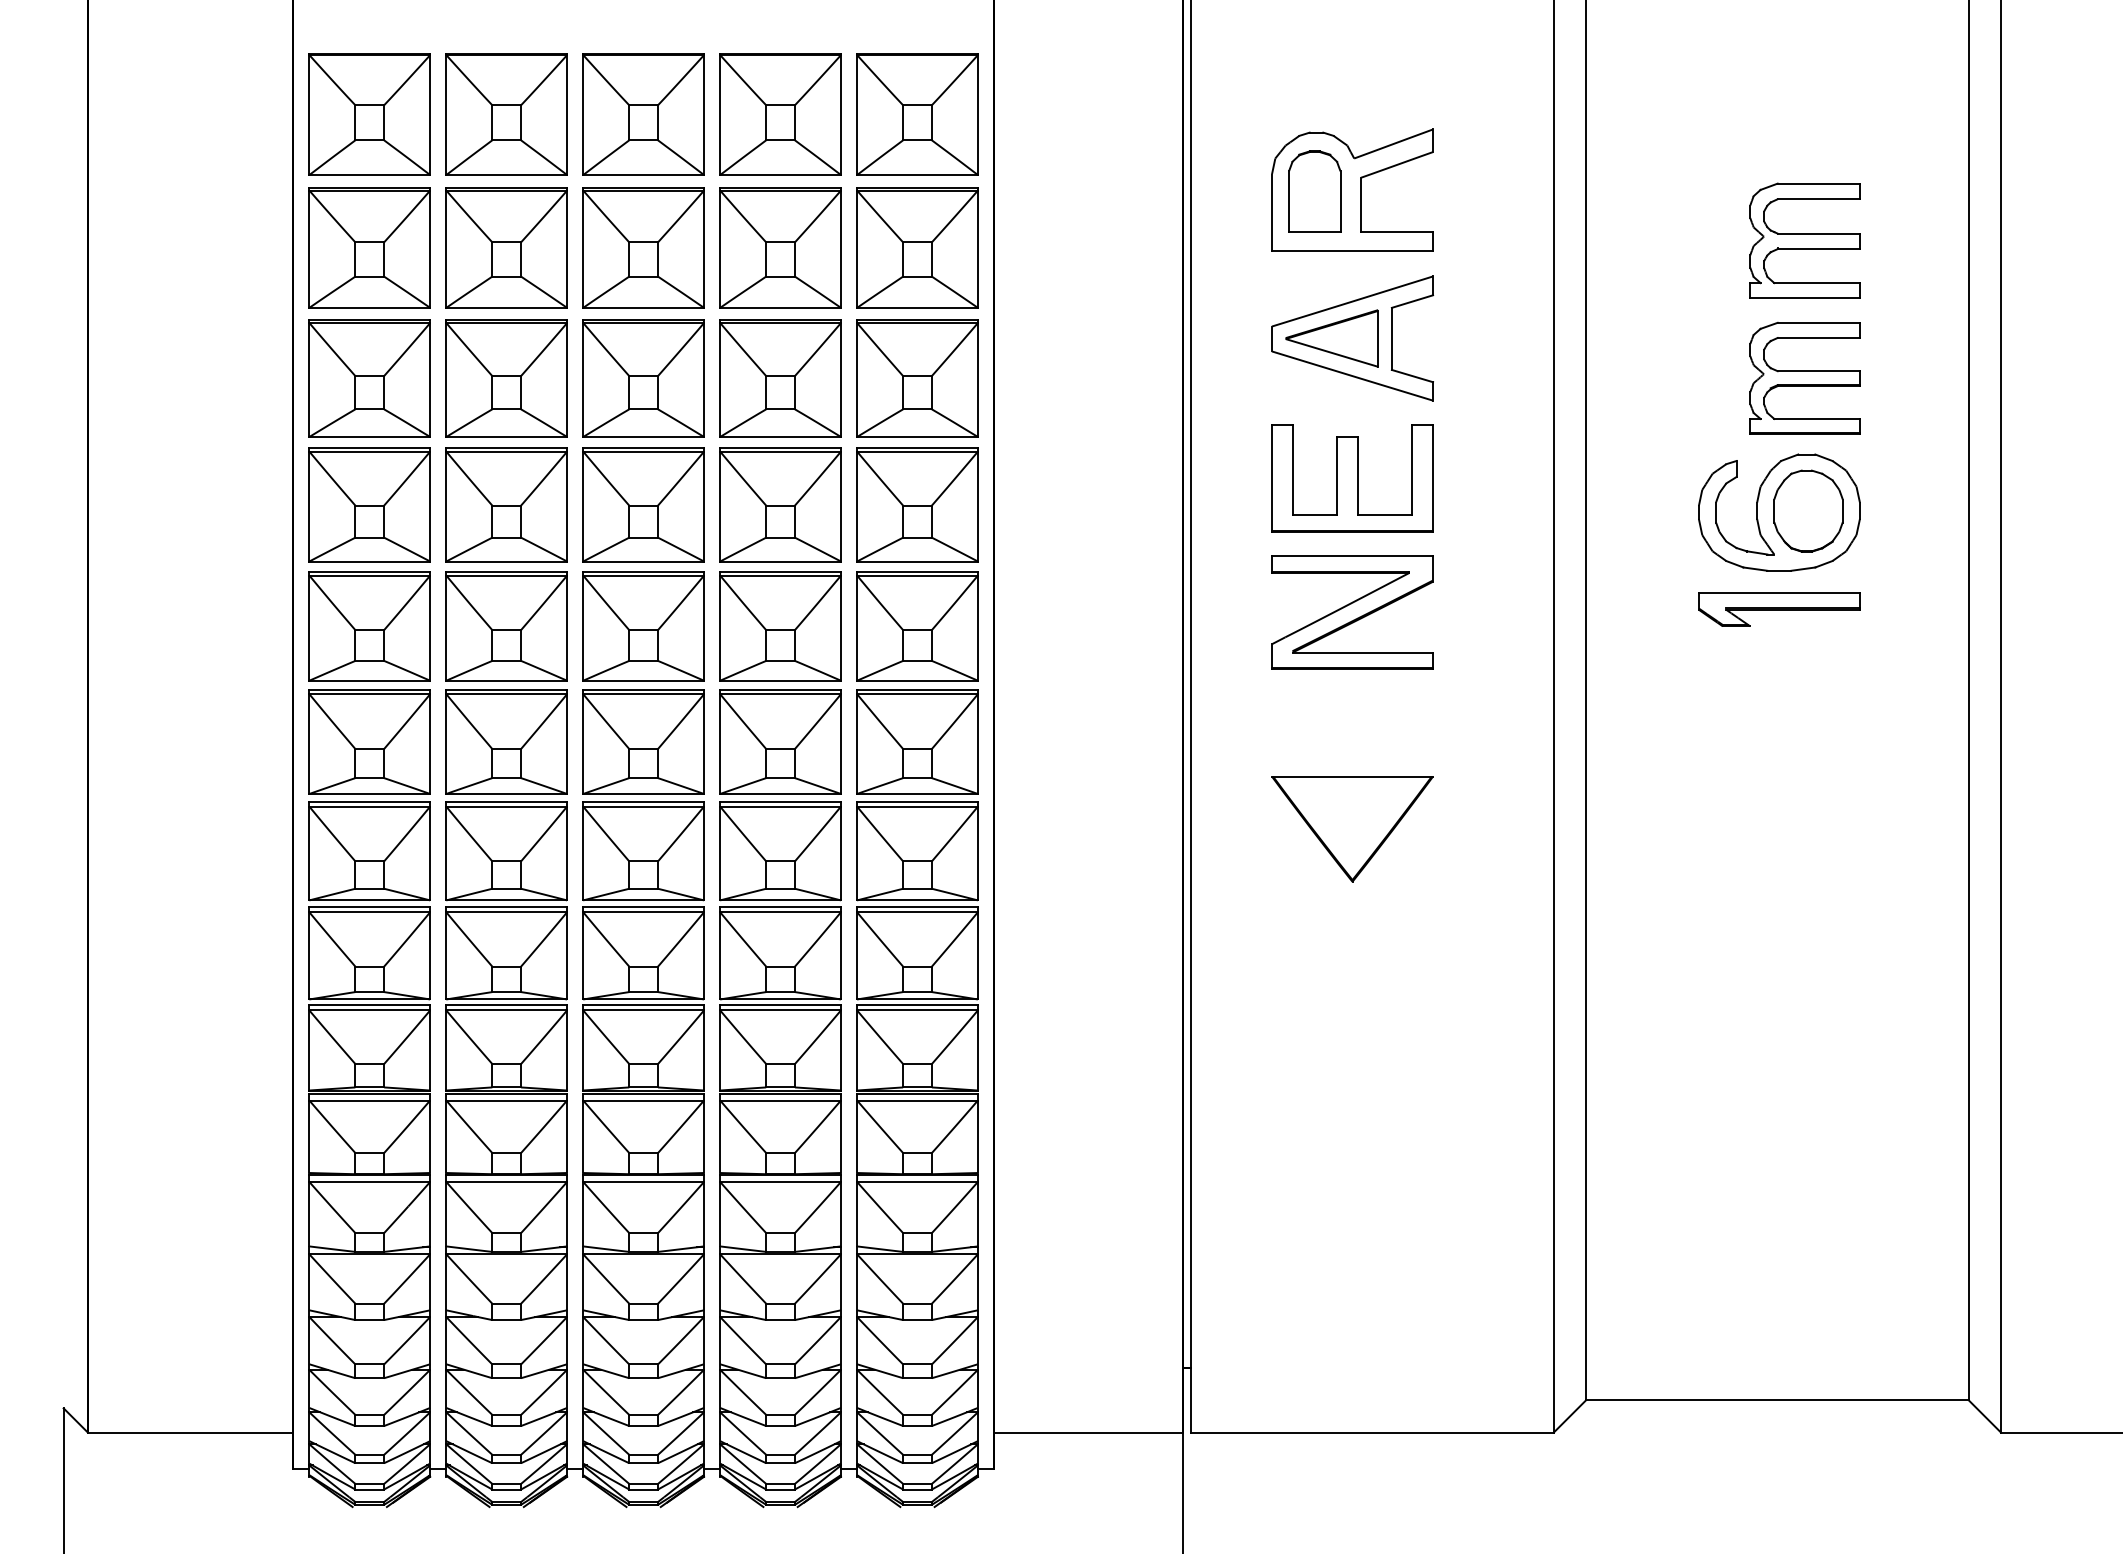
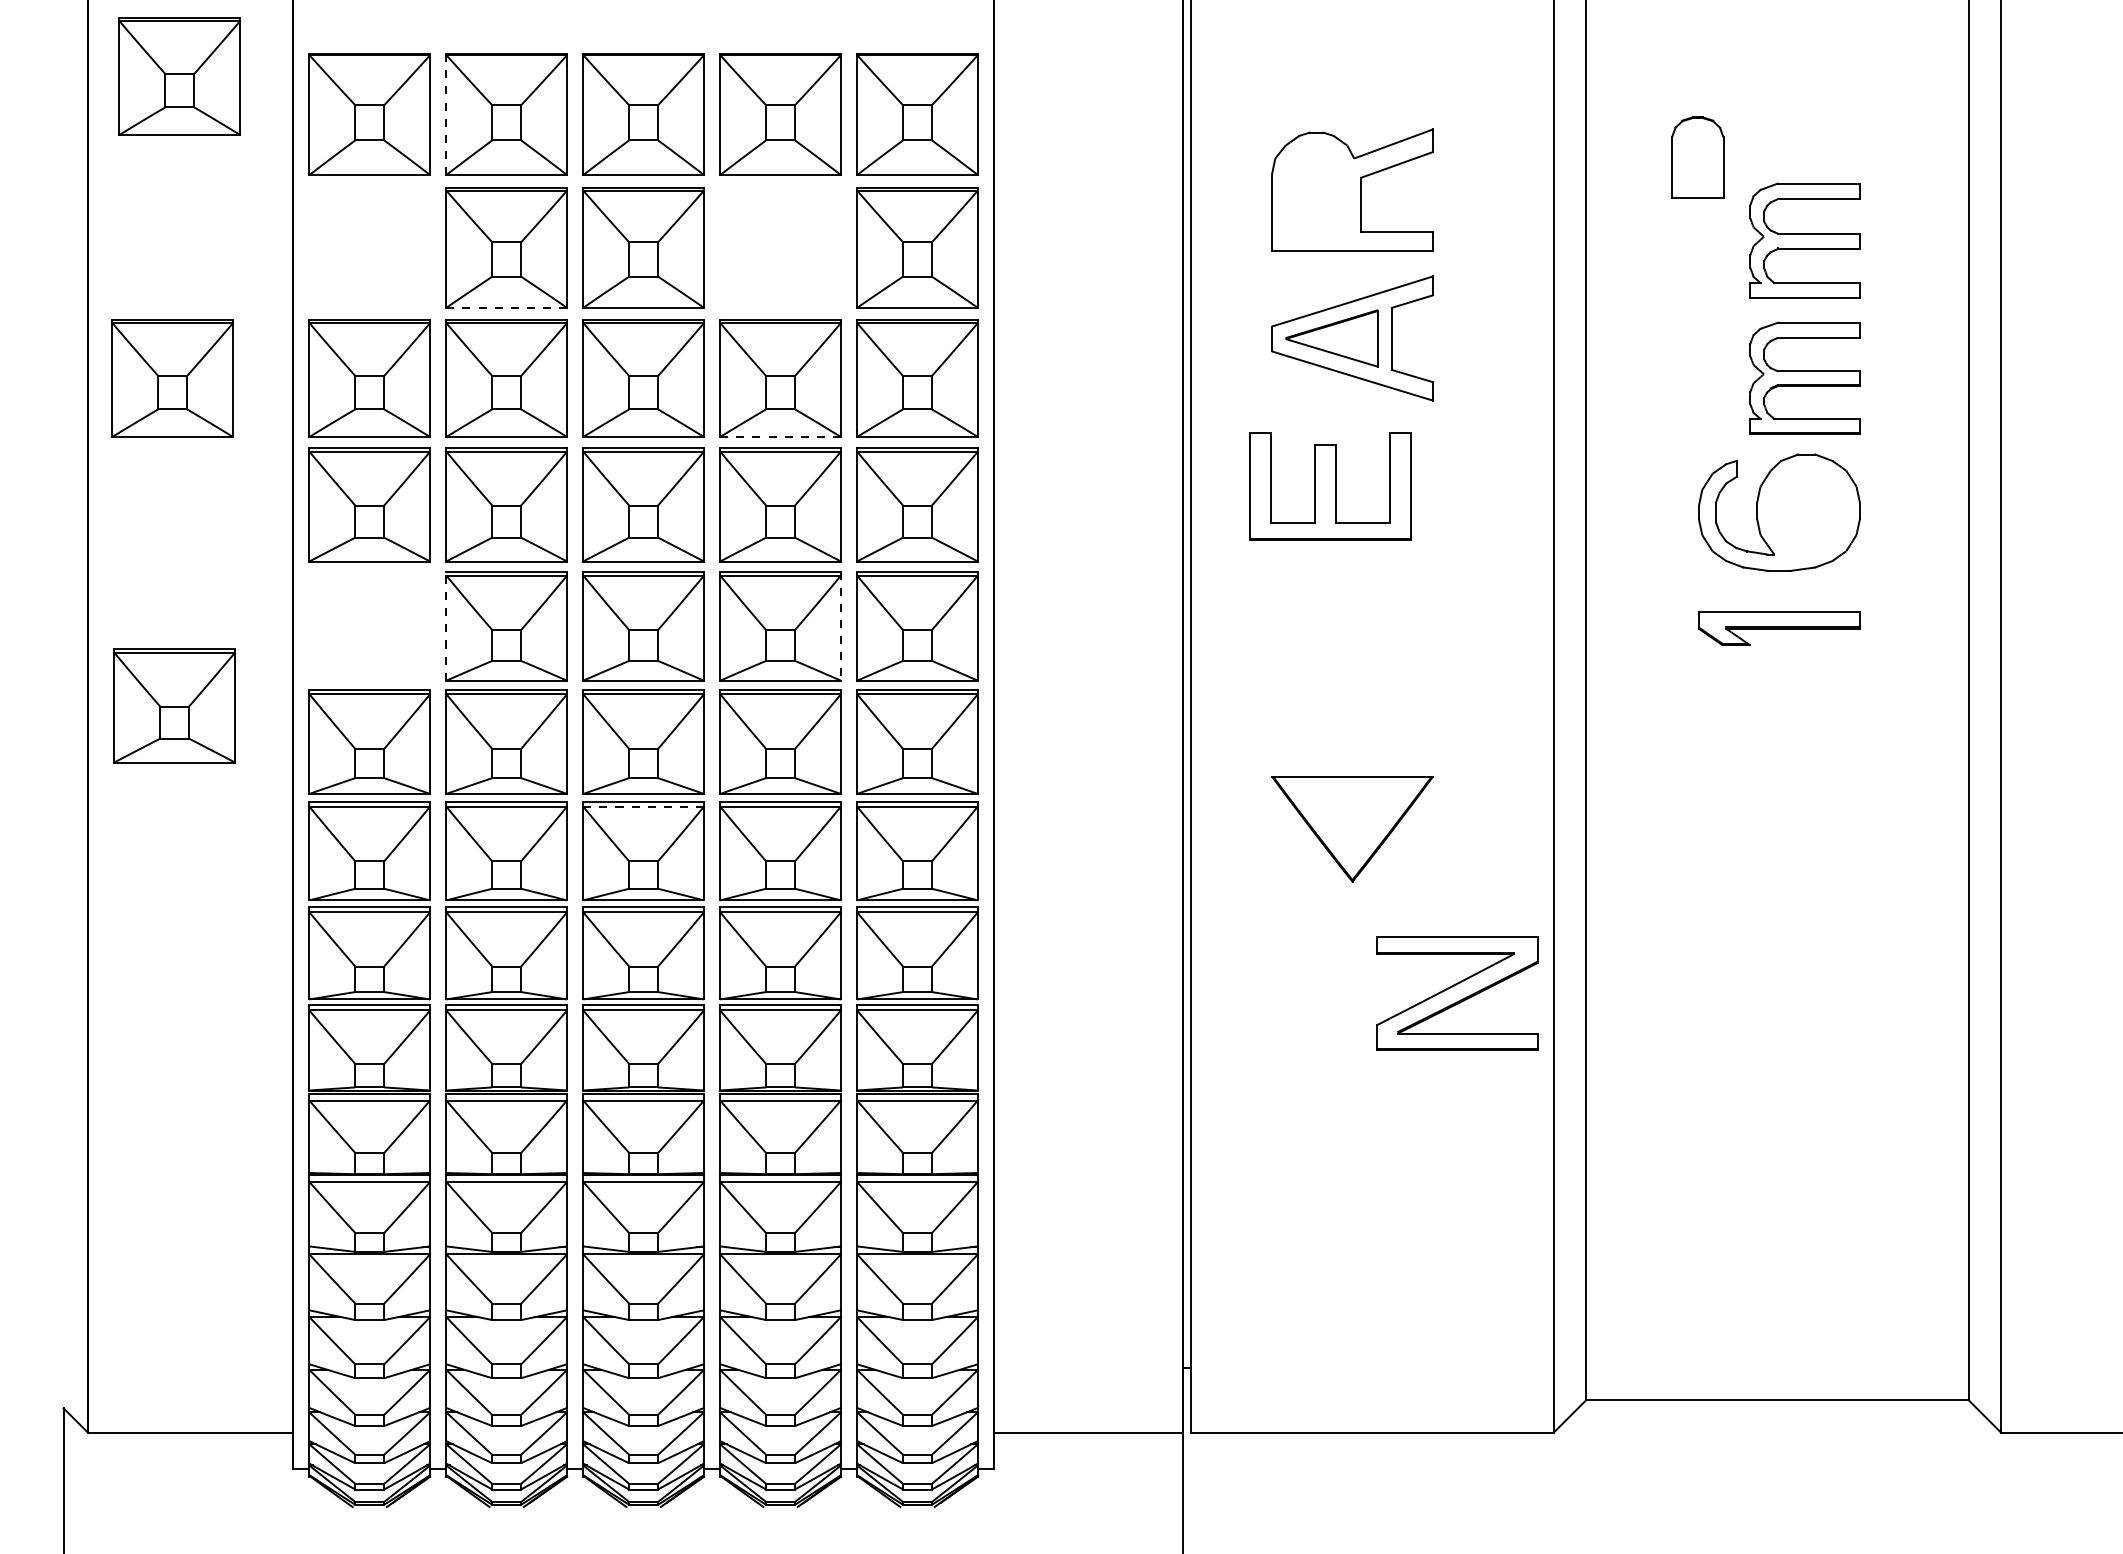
part: none -> present (179, 76)
line: solid -> dashed (446, 114)
part position: (1314, 191) -> (1697, 157) (1697, 157)
part: present -> none (369, 247)
part: present -> none (780, 247)
line: solid -> dashed (507, 307)
part: none -> present (172, 378)
line: solid -> dashed (781, 436)
part position: (1352, 478) -> (1330, 486) (1330, 486)
part: present -> none (1808, 510)
part position: (1779, 609) -> (1779, 628) (1779, 628)
part position: (1352, 612) -> (1457, 993) (1457, 993)
part: present -> none (369, 626)
line: solid -> dashed (446, 626)
line: solid -> dashed (841, 626)
part: none -> present (174, 705)
line: solid -> dashed (644, 806)
